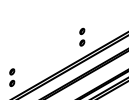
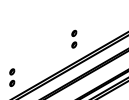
part position: (82, 36) -> (74, 38) (74, 38)
